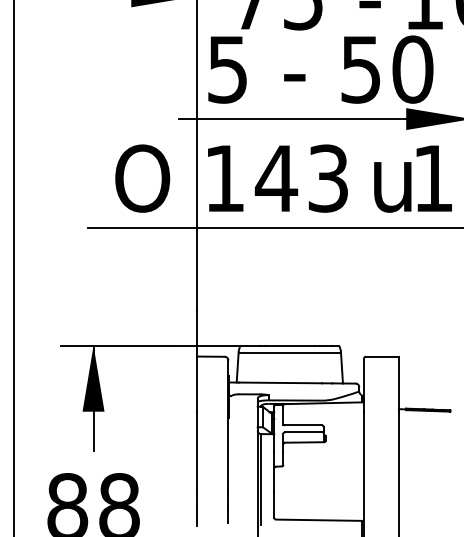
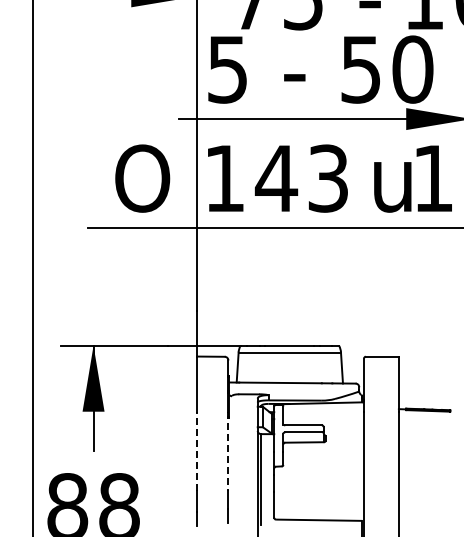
line position: (13, 267) -> (32, 267) (32, 267)
line: solid -> dashed (197, 451)
line: solid -> dashed (228, 451)
